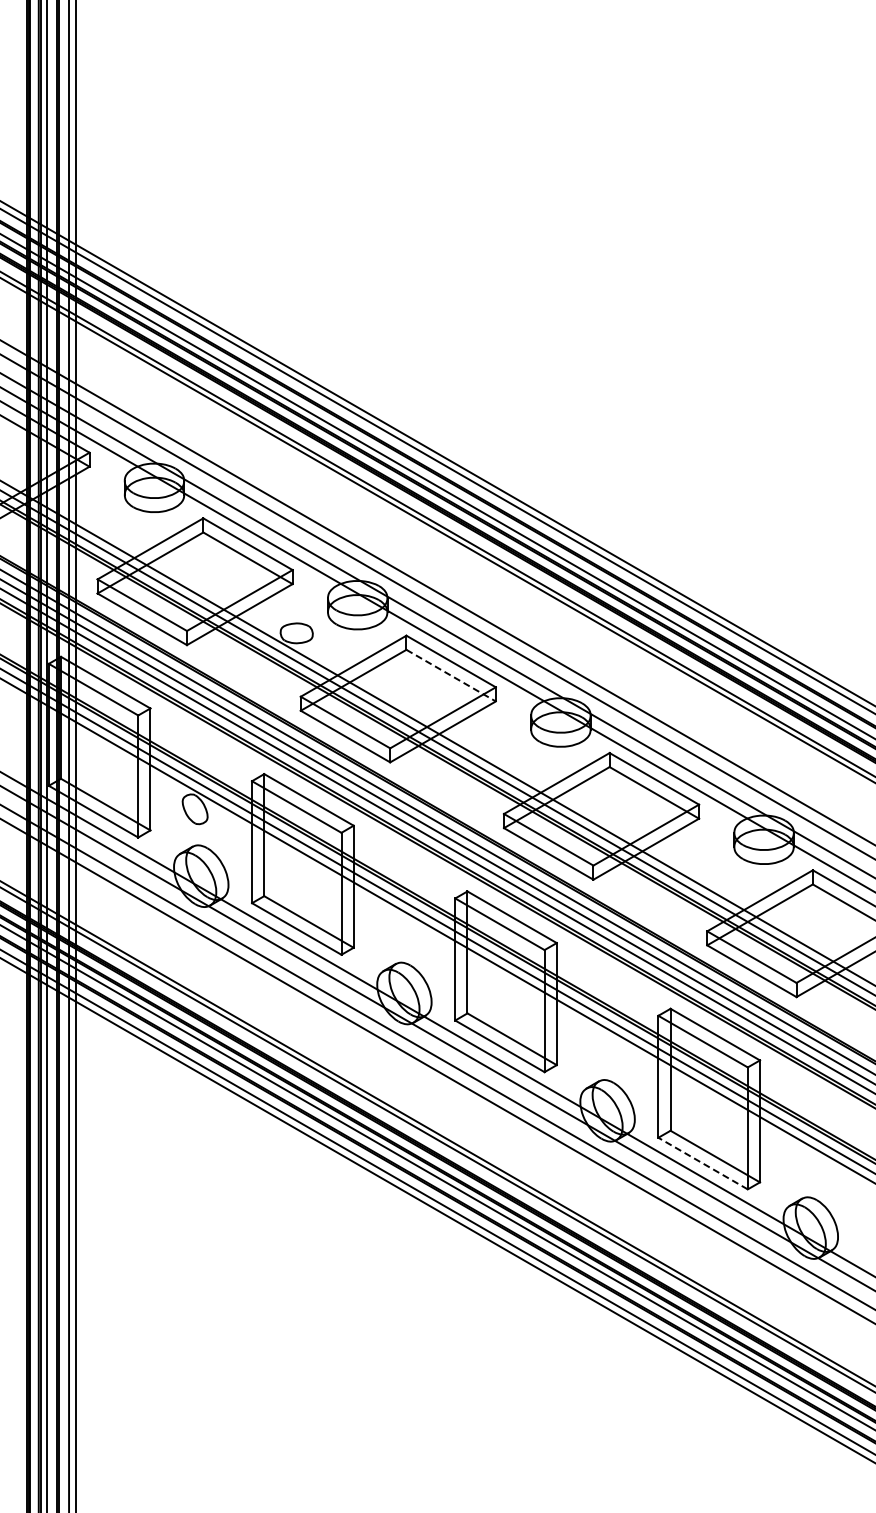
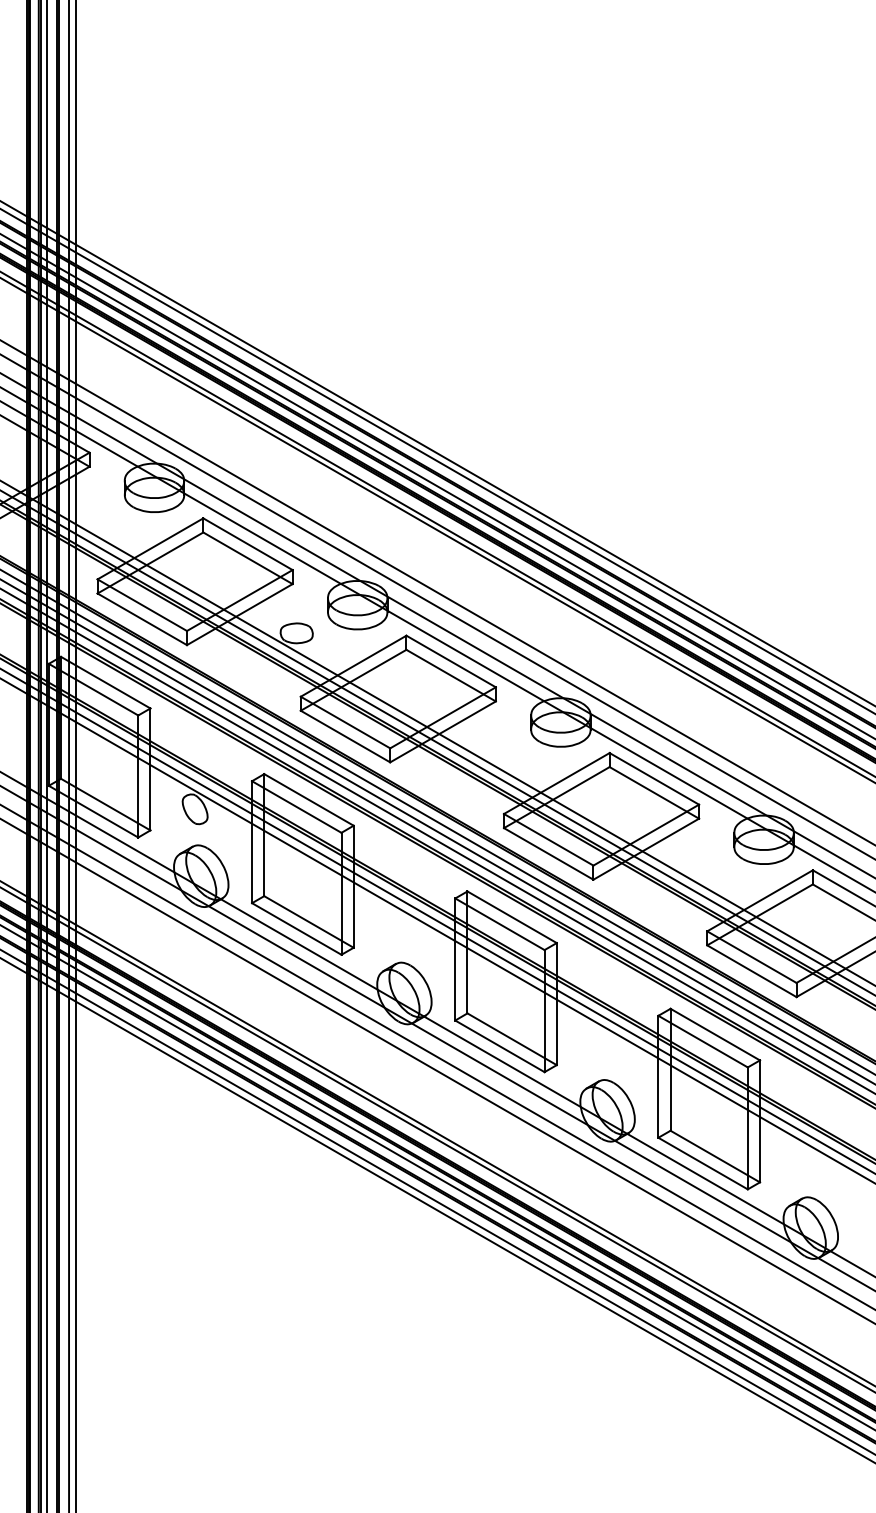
line: dashed -> solid (451, 675)
line: dashed -> solid (703, 1163)
